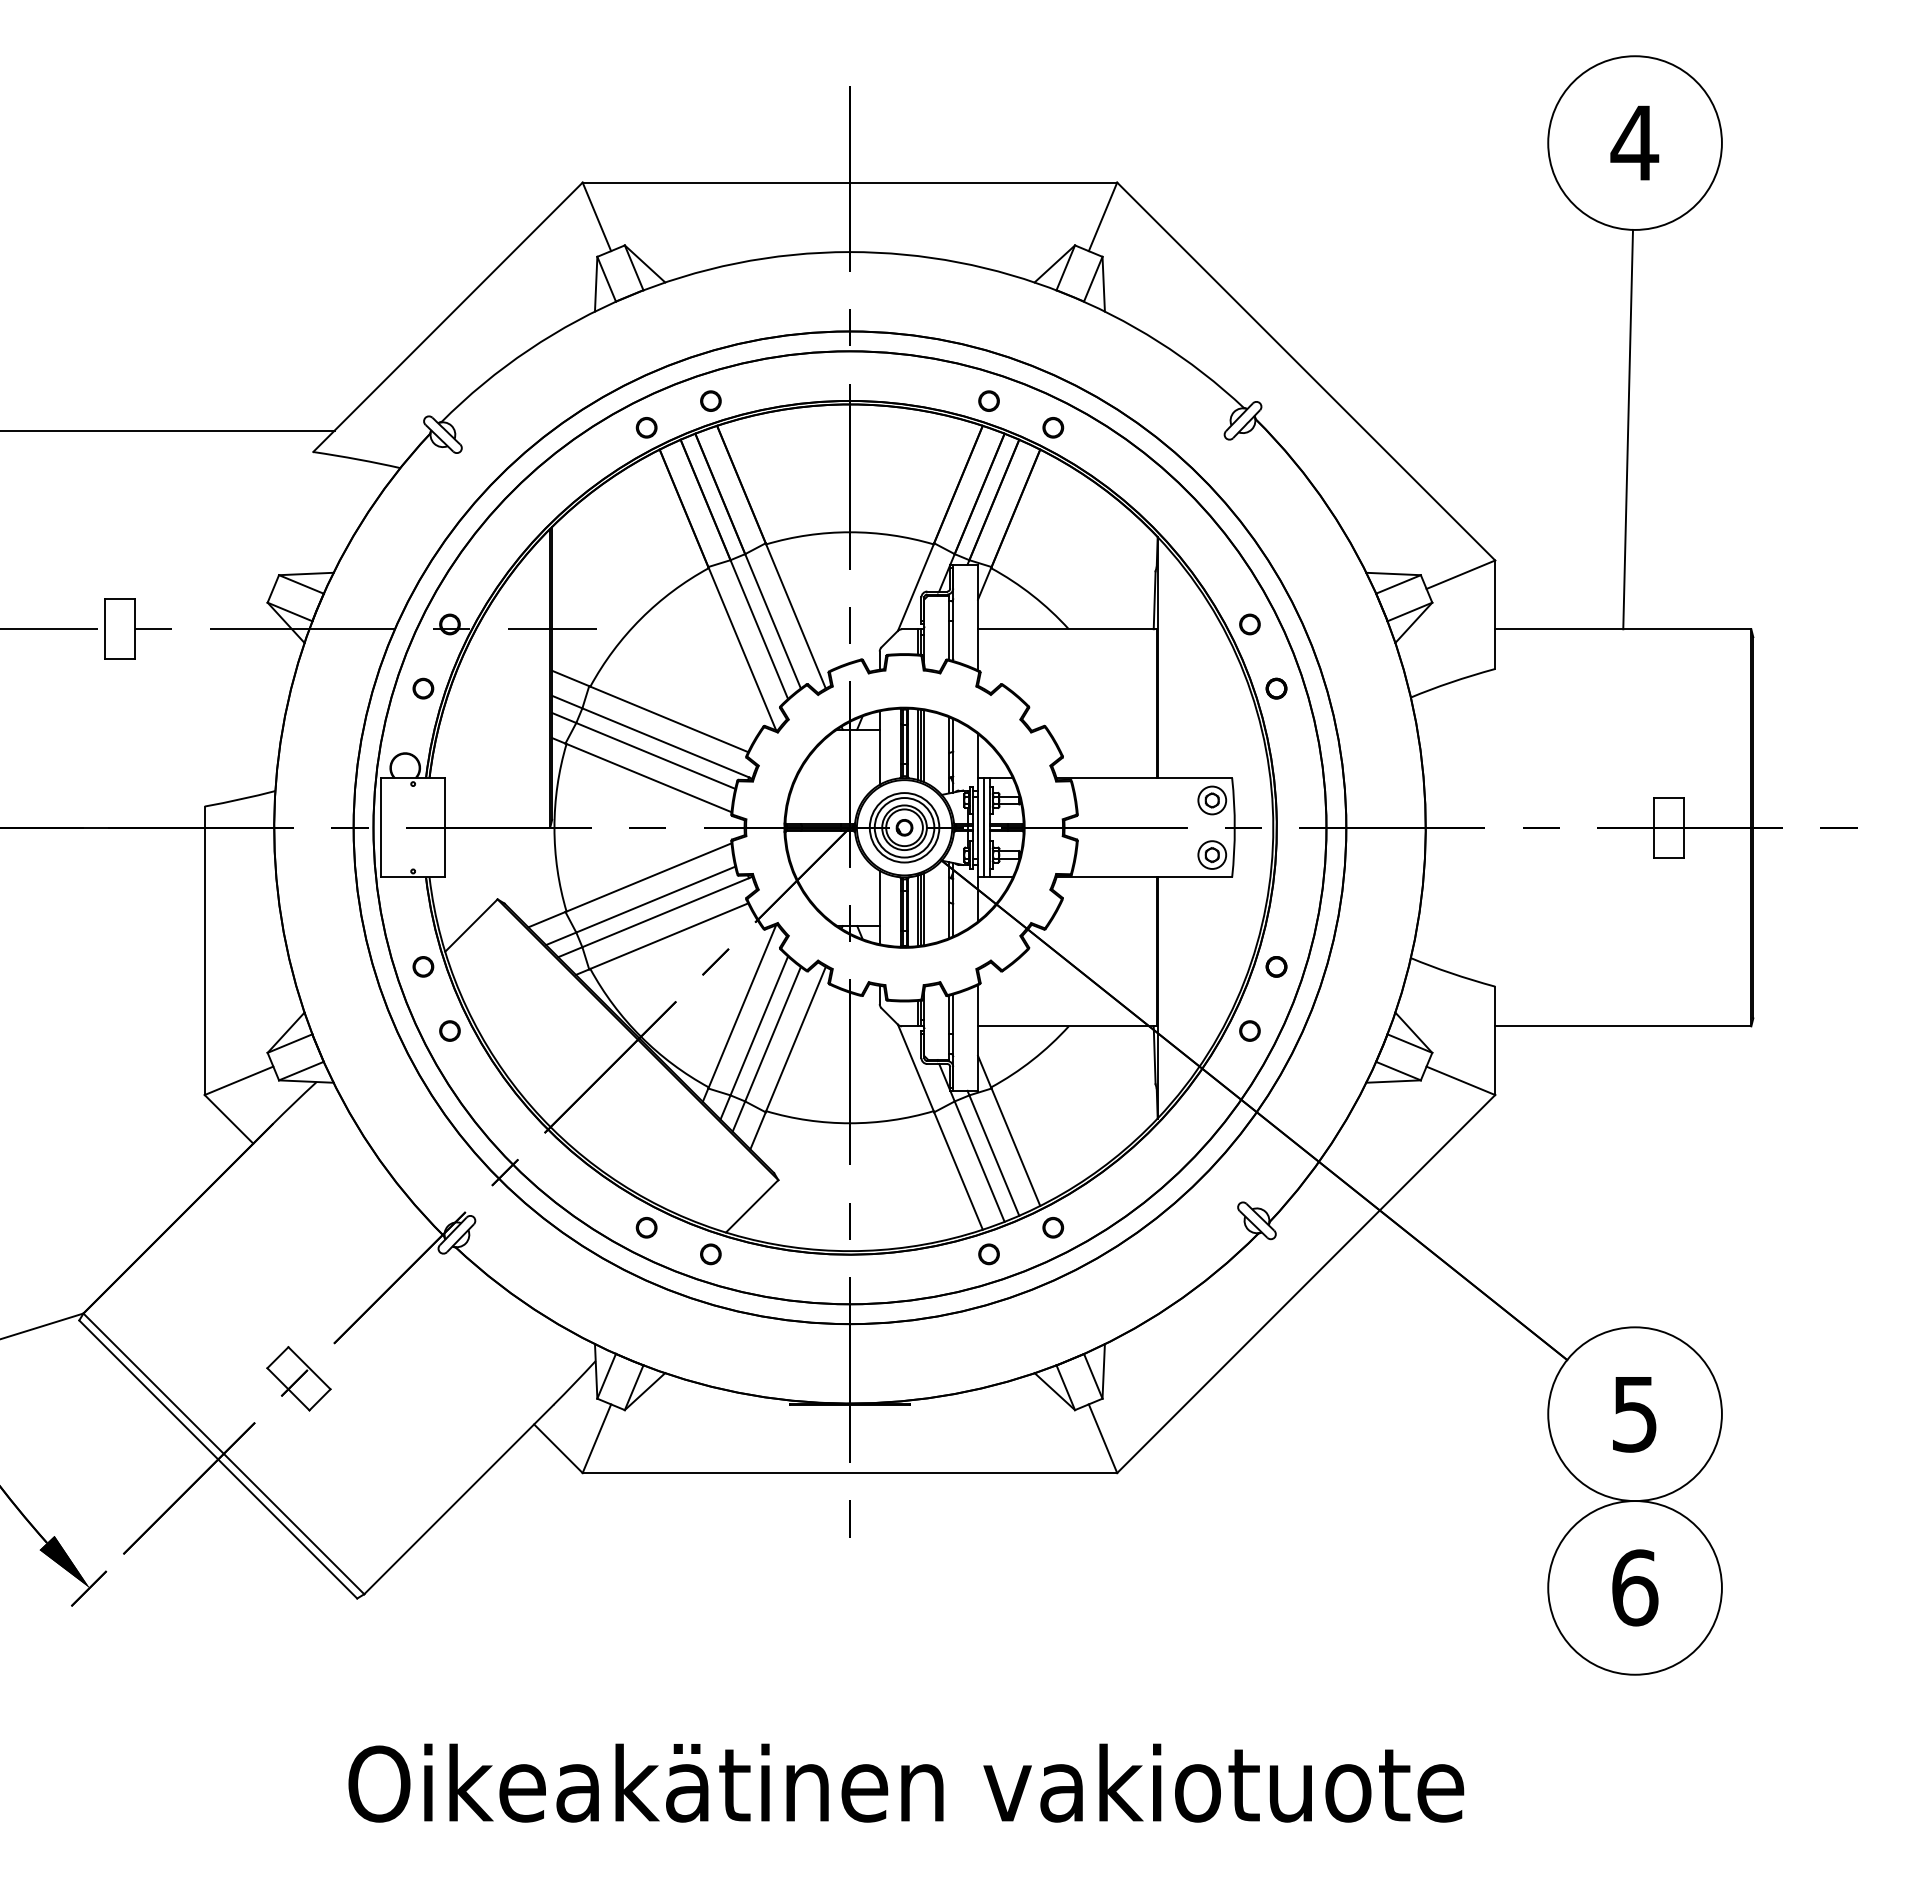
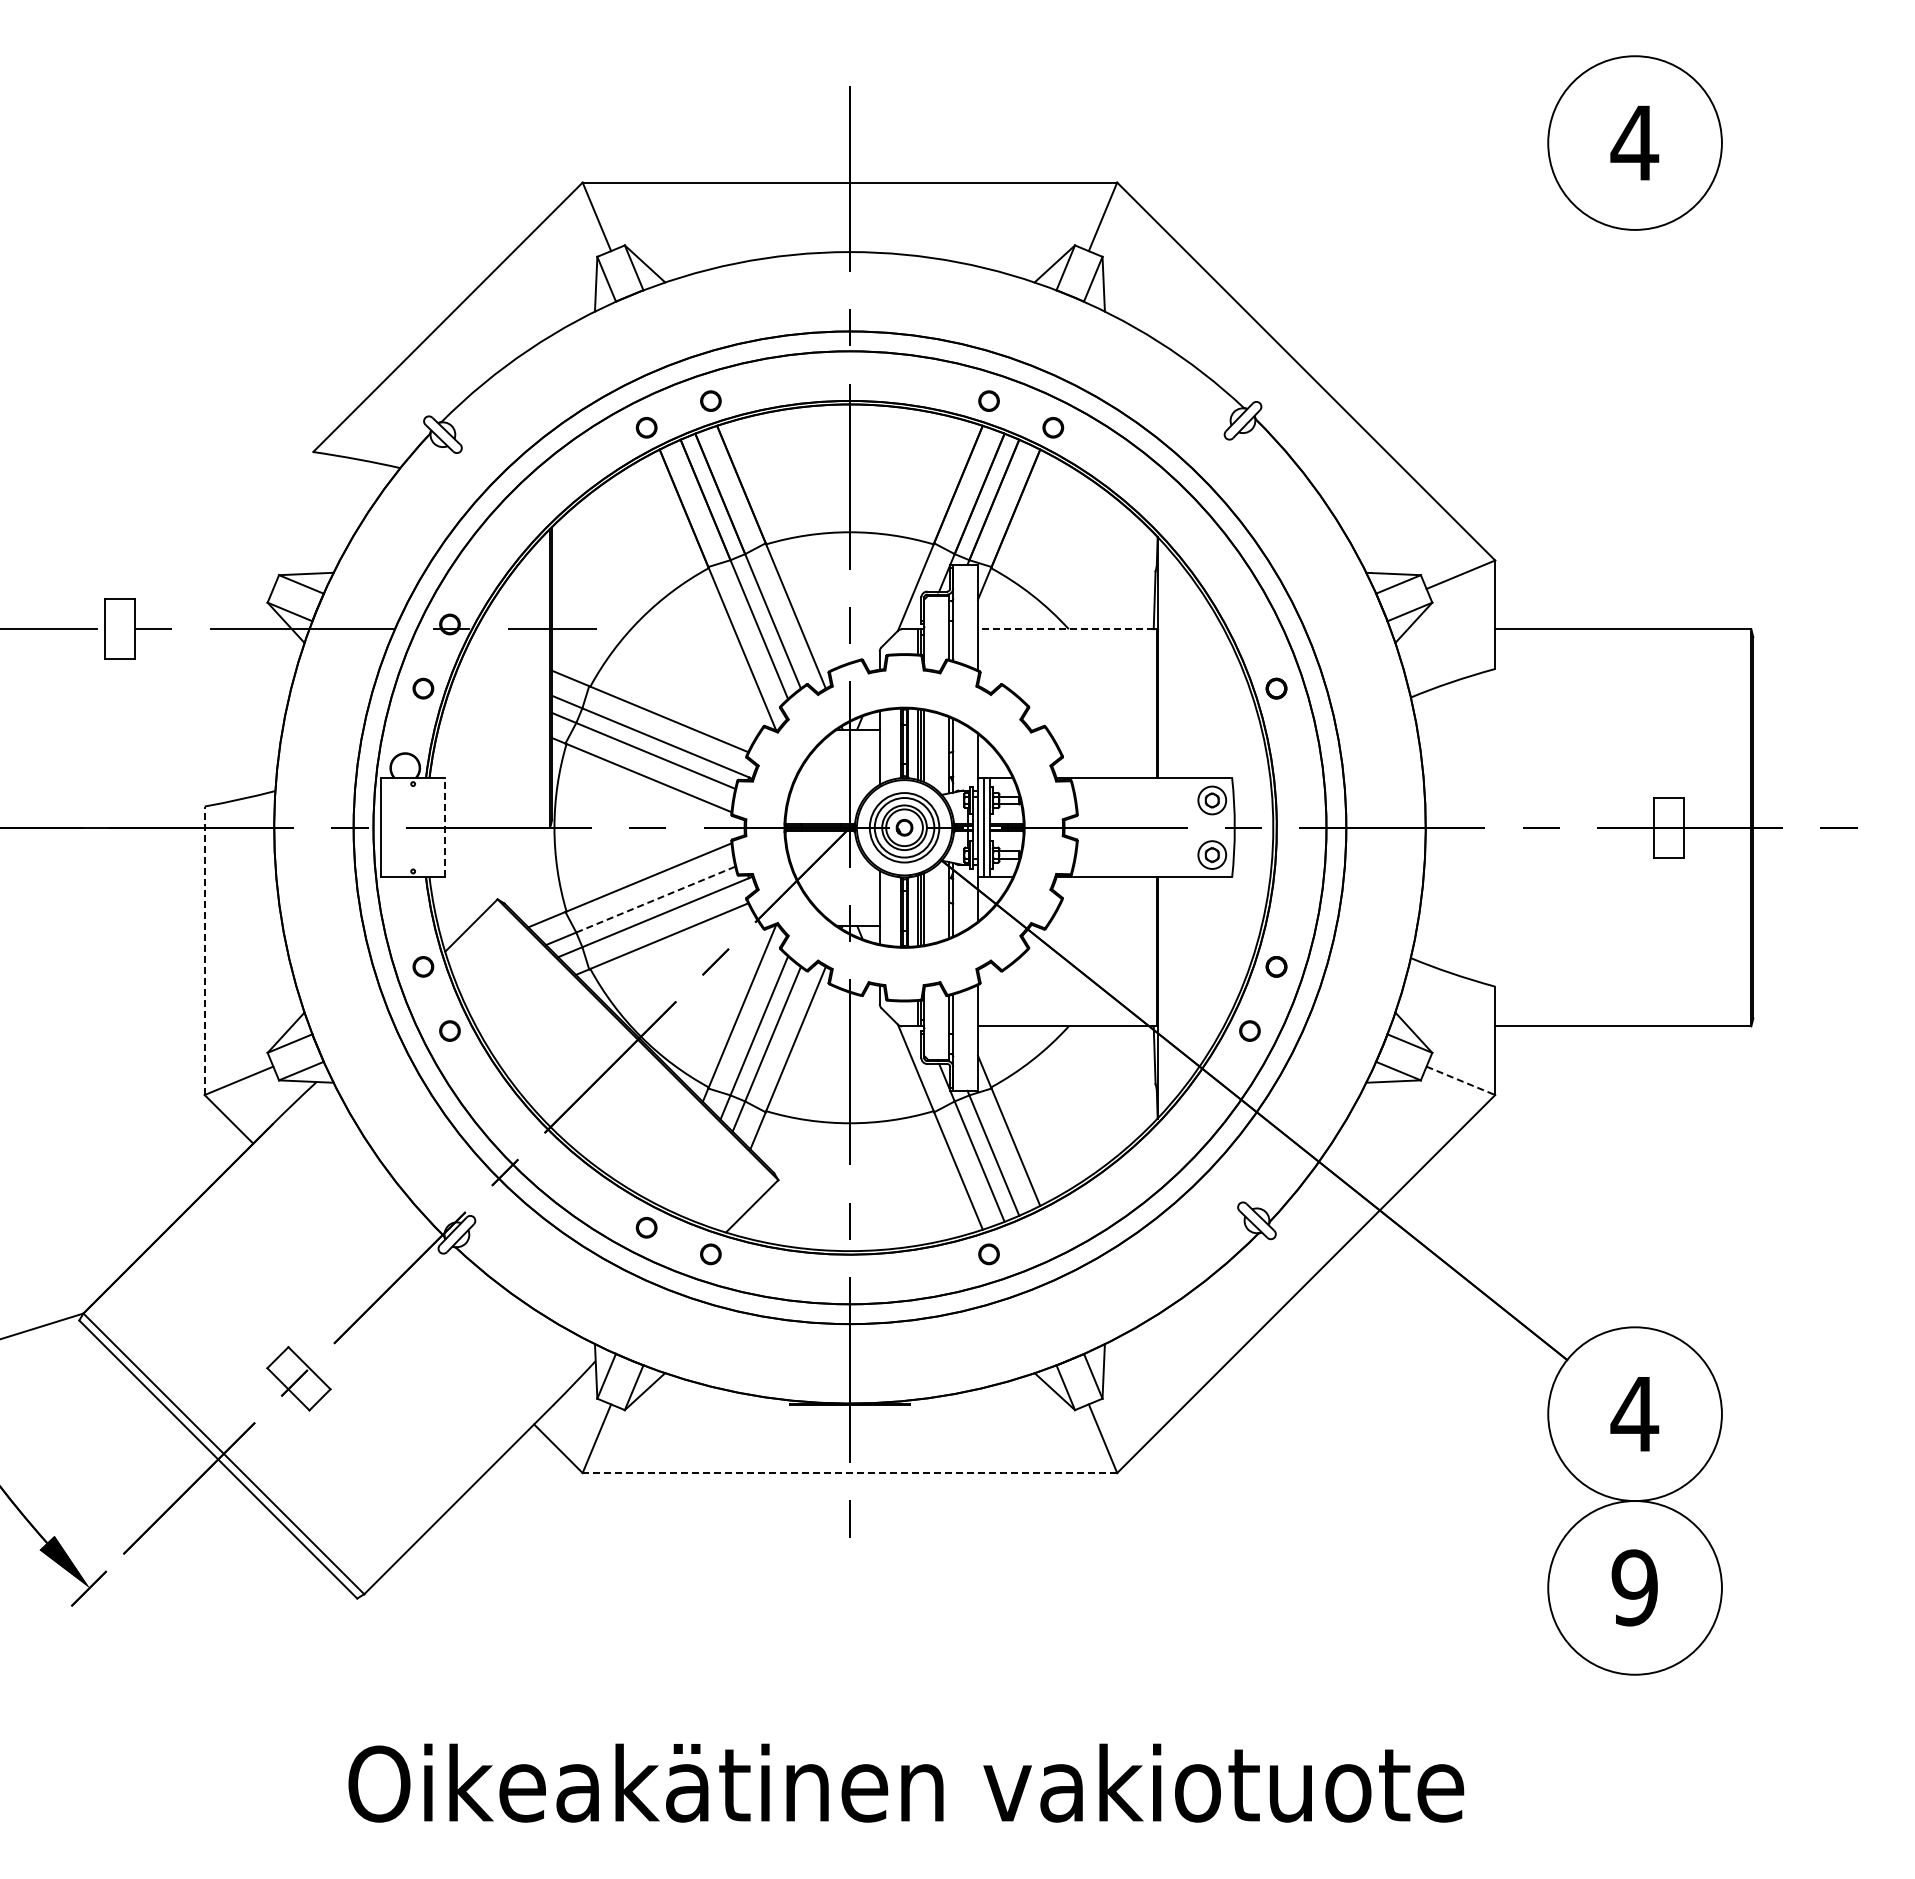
line: present -> none (1628, 429)
line: present -> none (168, 430)
part: present -> none (1249, 624)
line: solid -> dashed (1065, 629)
line: solid -> dashed (445, 827)
line: solid -> dashed (656, 899)
line: solid -> dashed (204, 950)
line: solid -> dashed (1461, 1081)
part: present -> none (1053, 1227)
text: 5 -> 4 (1634, 1414)
line: solid -> dashed (849, 1473)
text: 6 -> 9 (1634, 1587)
